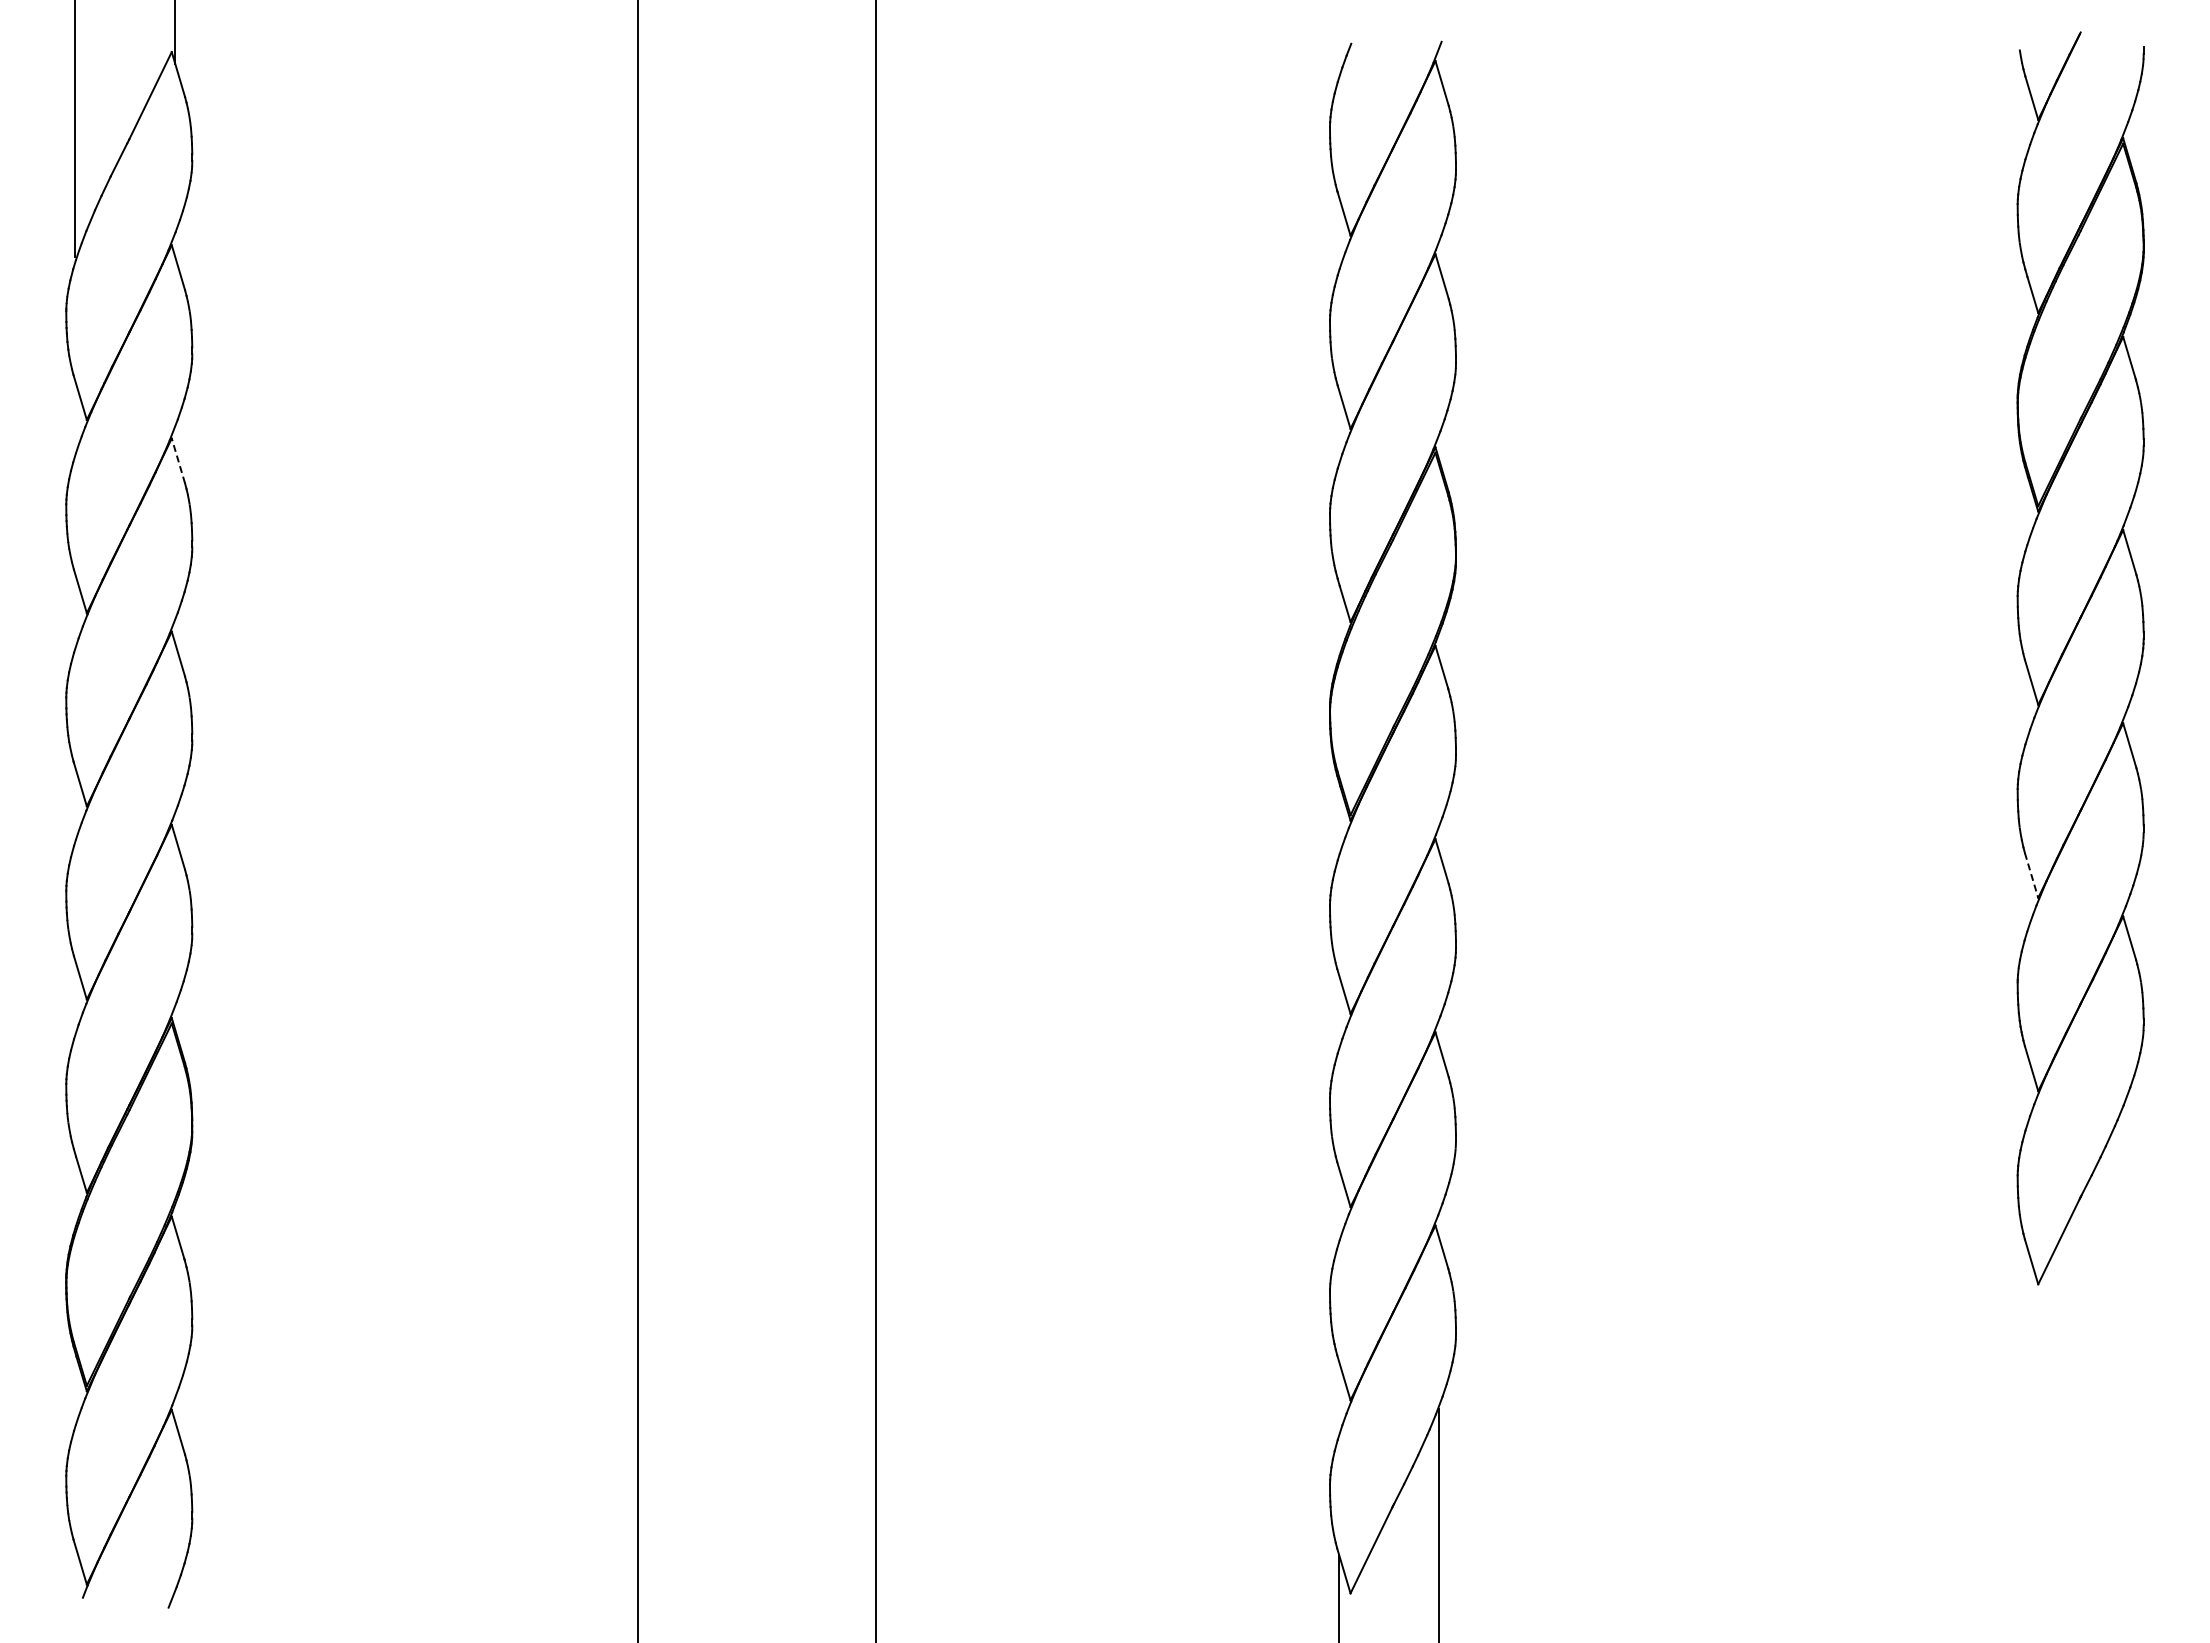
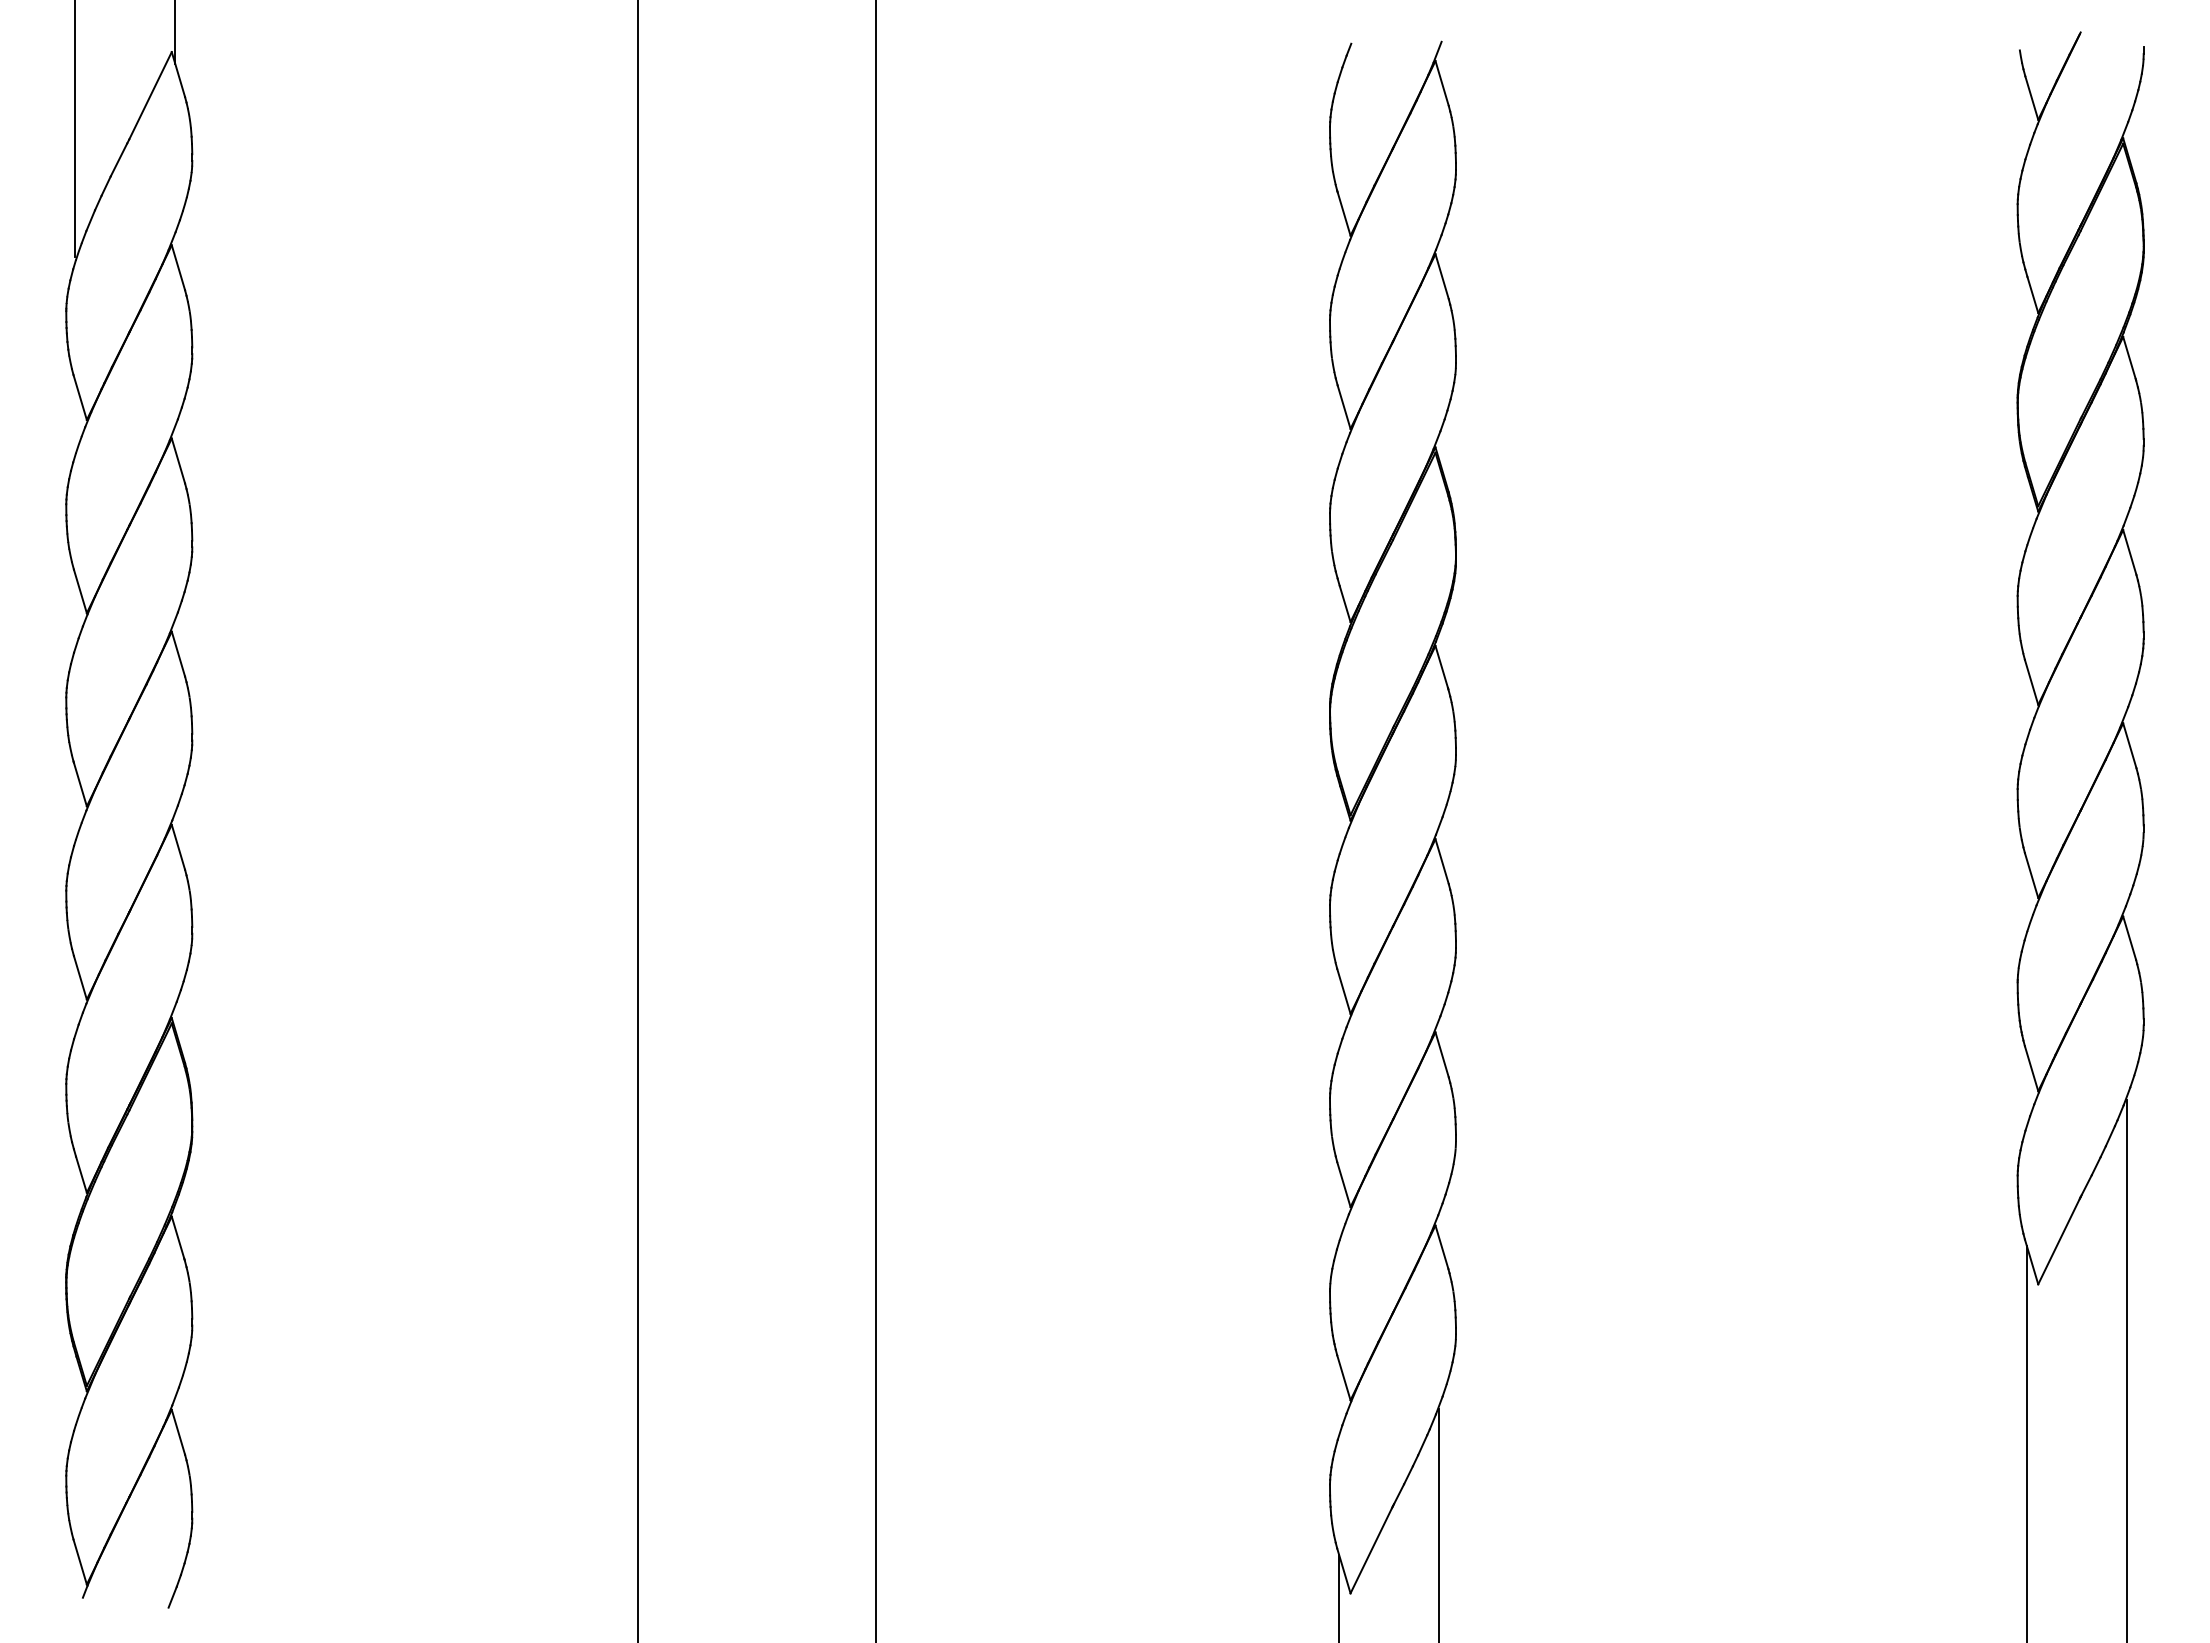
line: dashed -> solid (178, 460)
line: dashed -> solid (2031, 875)
line: none -> present (2126, 1369)
line: none -> present (2026, 1442)
